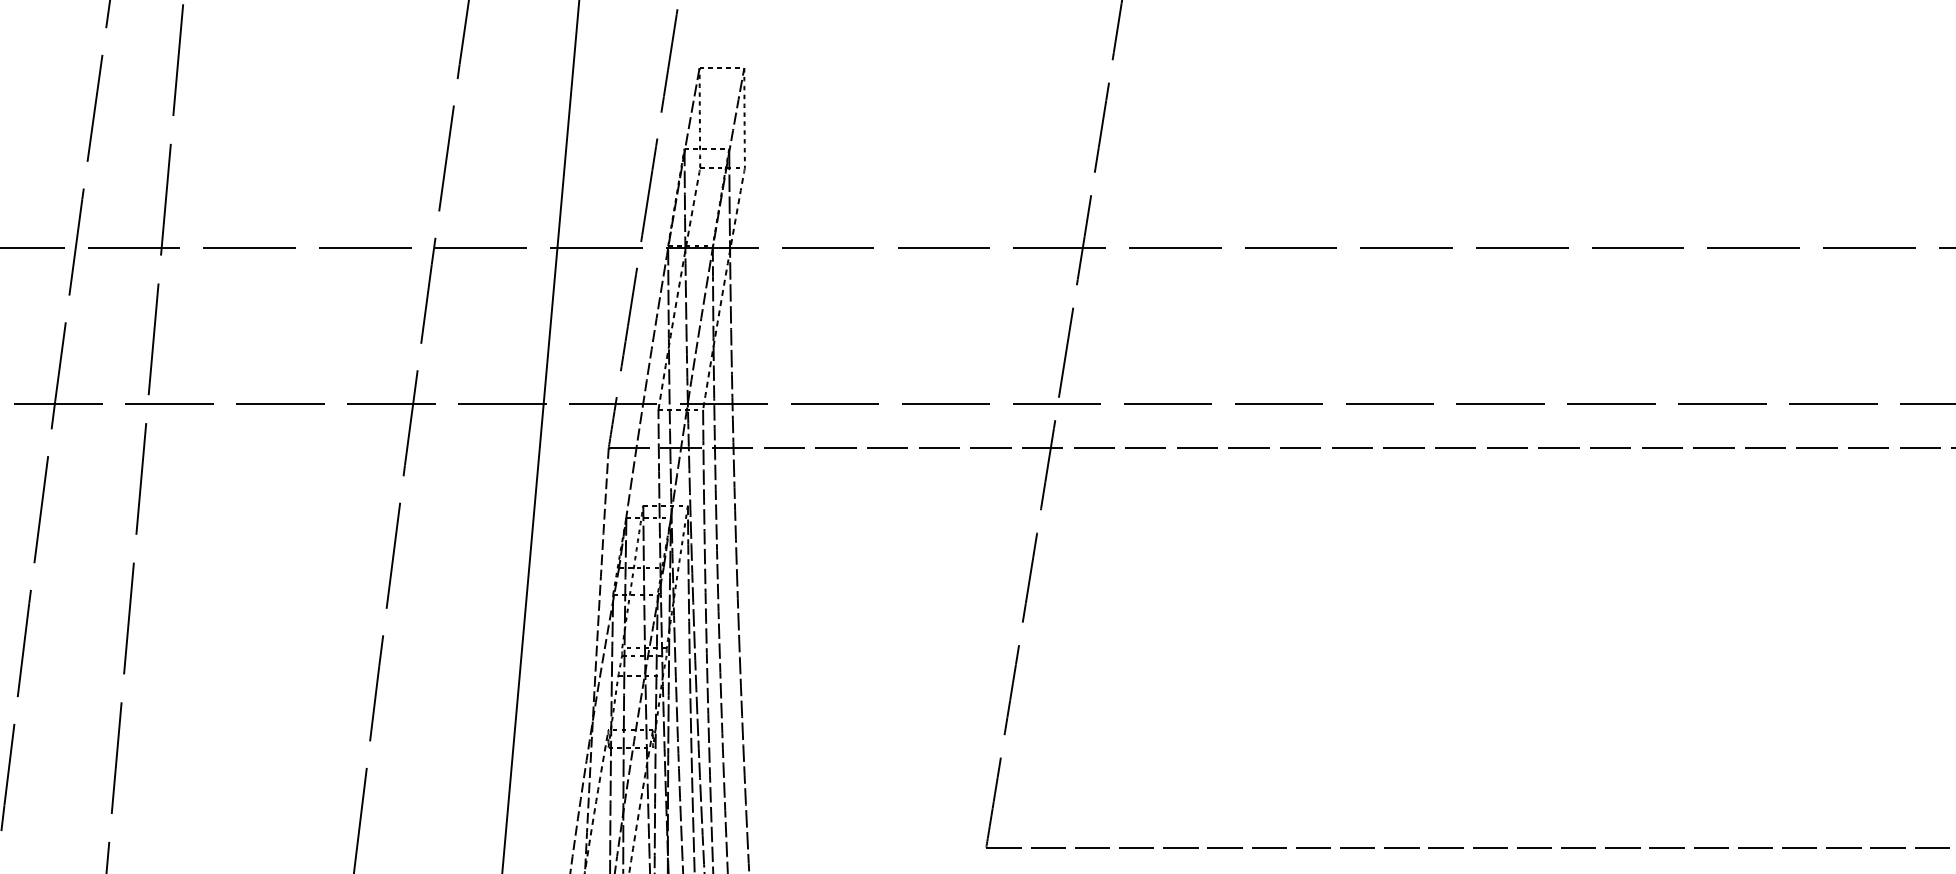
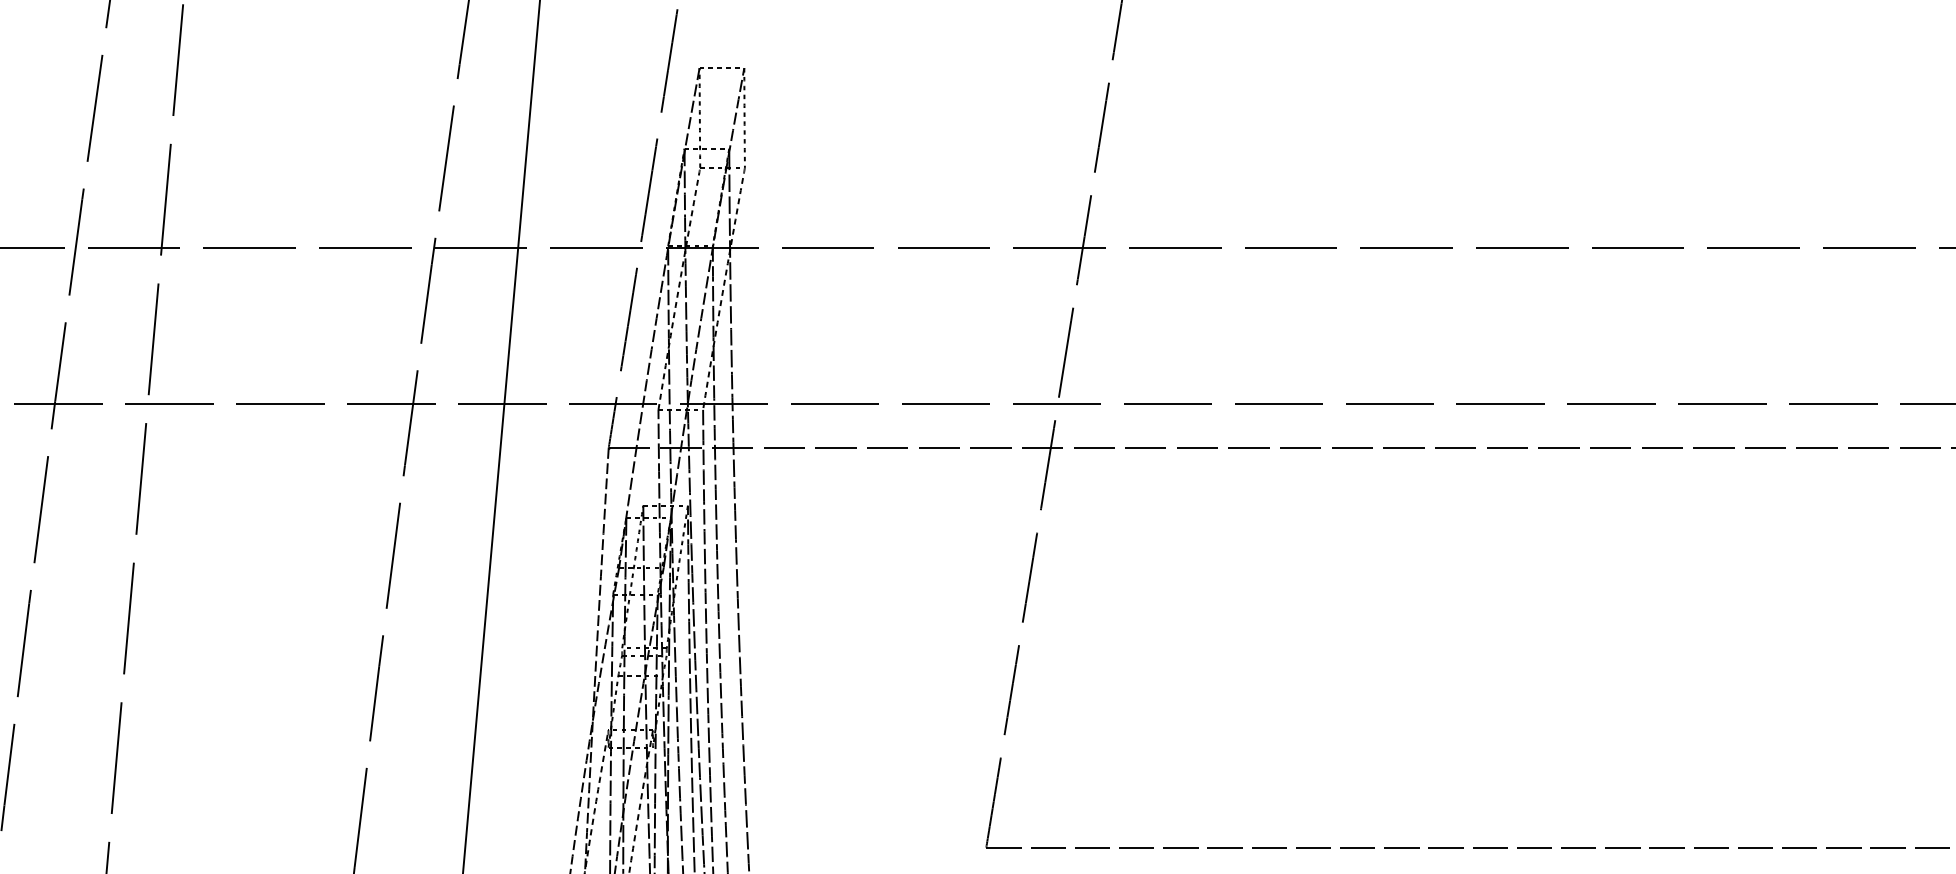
line position: (540, 436) -> (501, 436) (501, 436)
